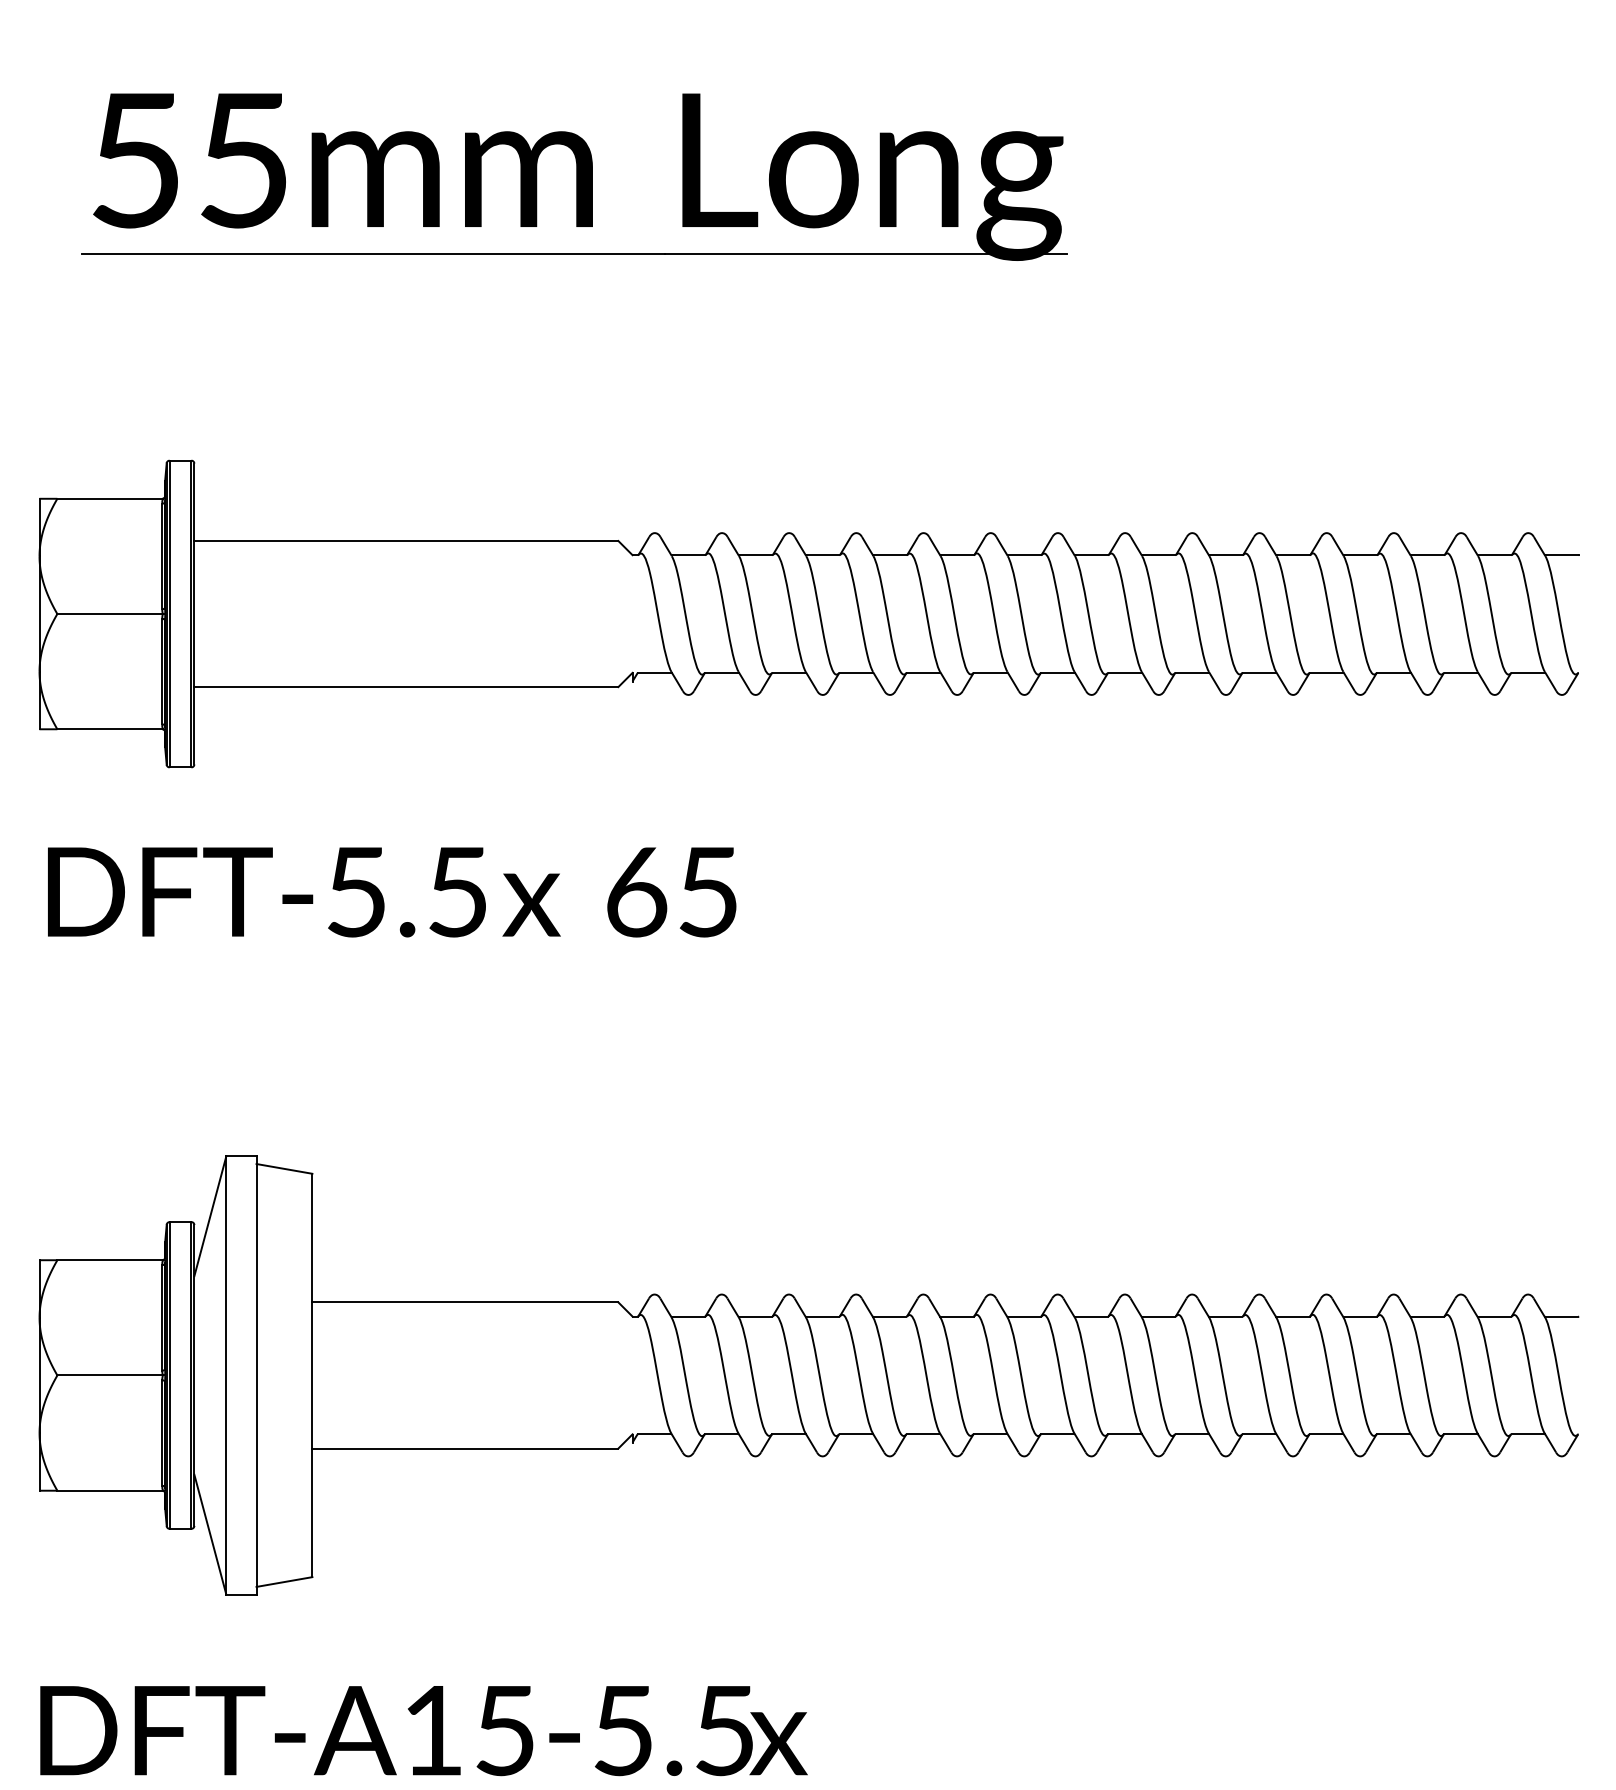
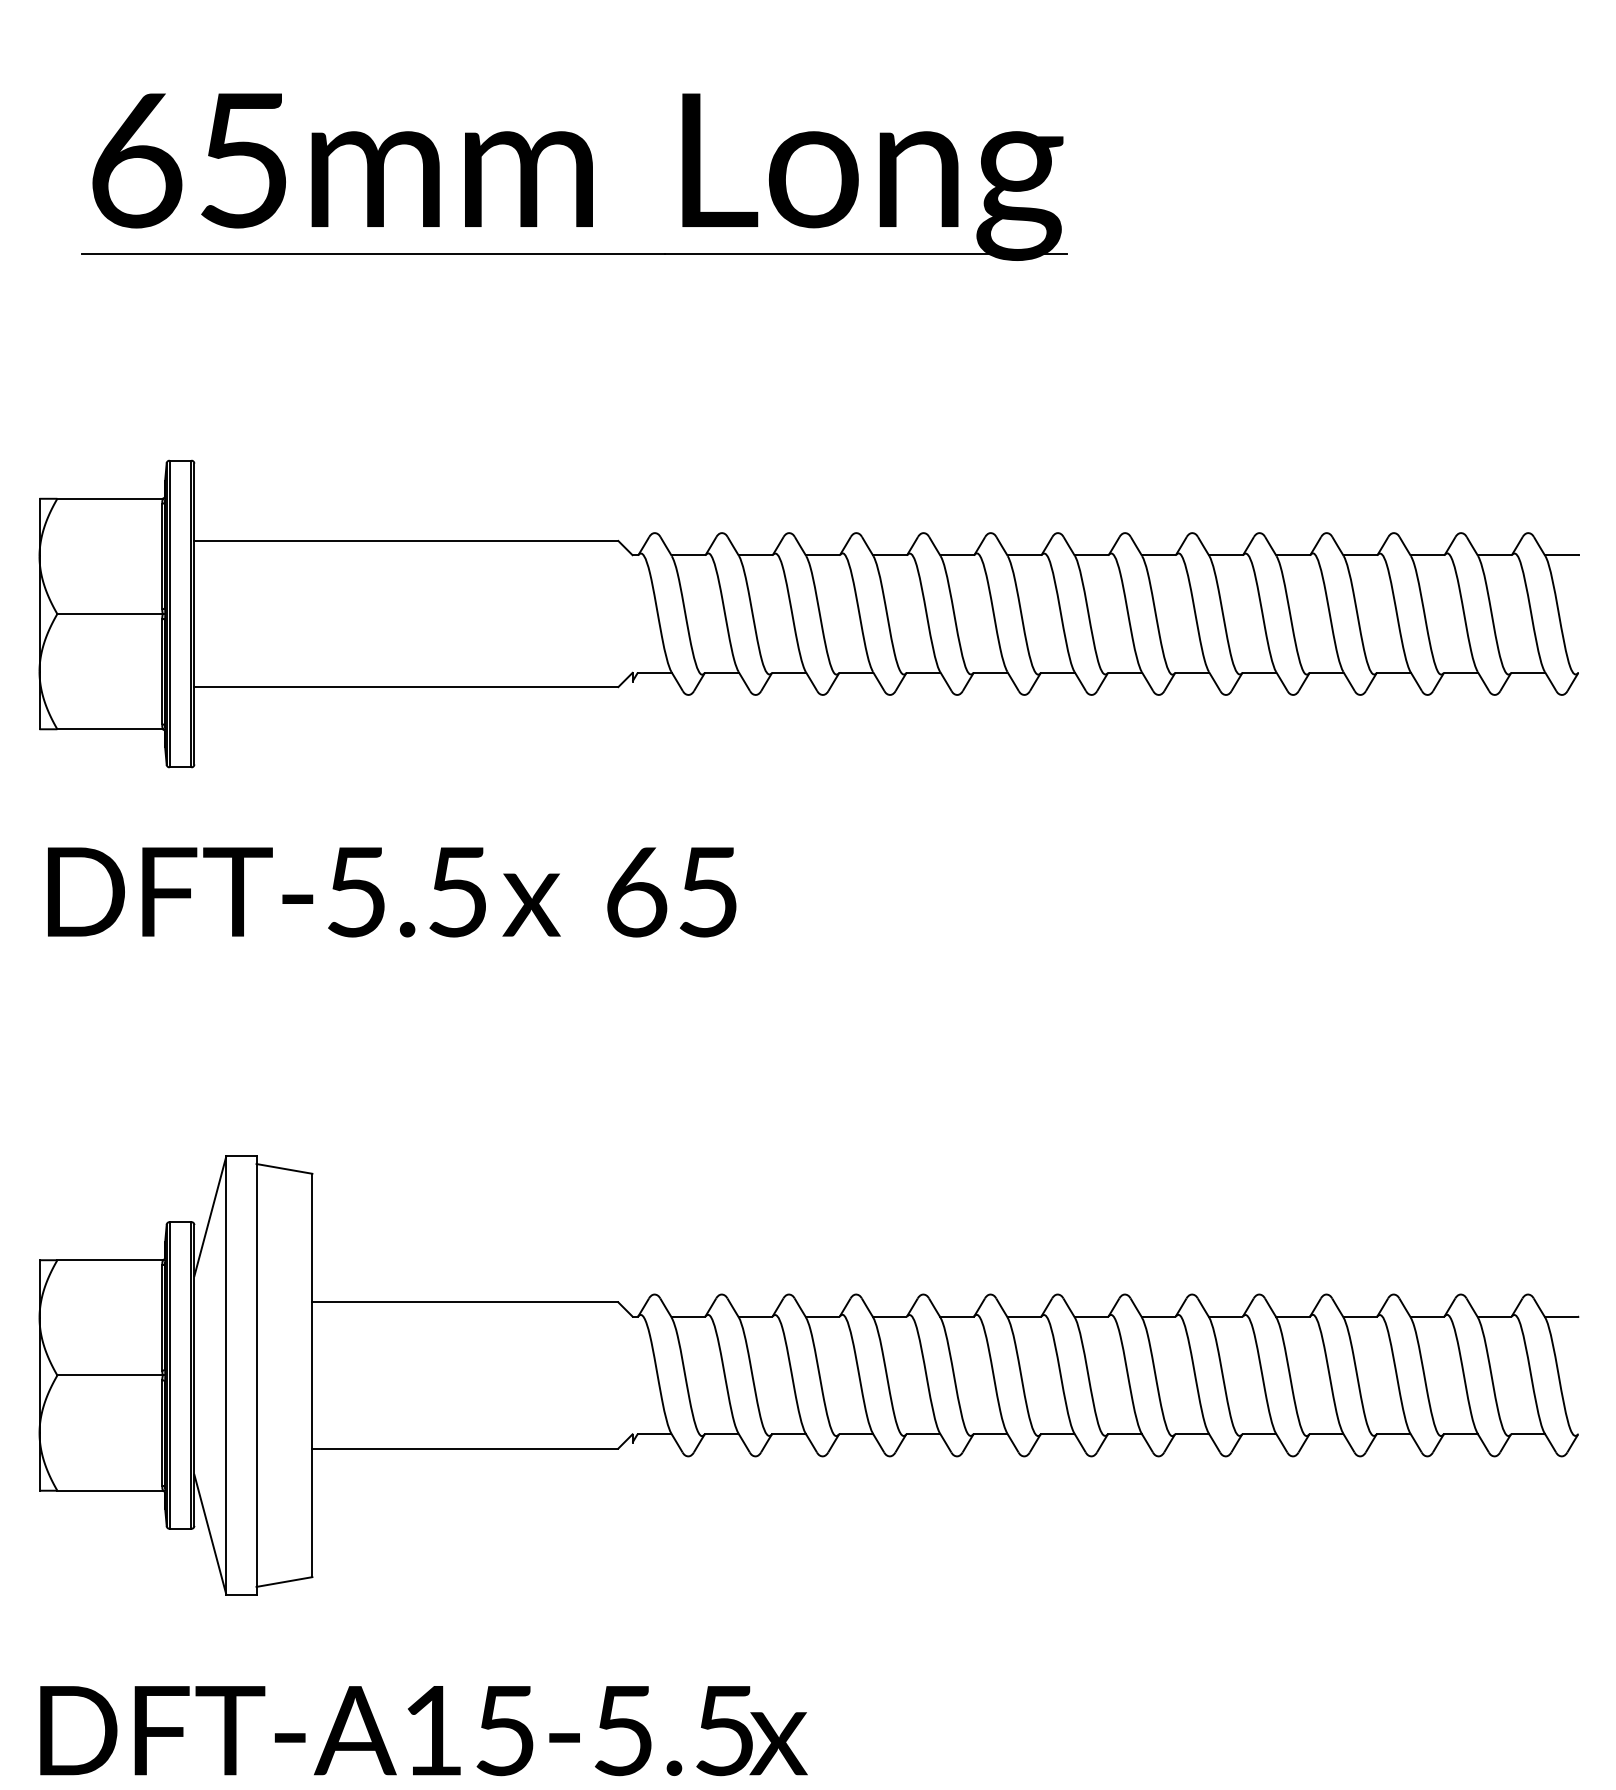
text: 55mm -> 65mm (137, 160)
